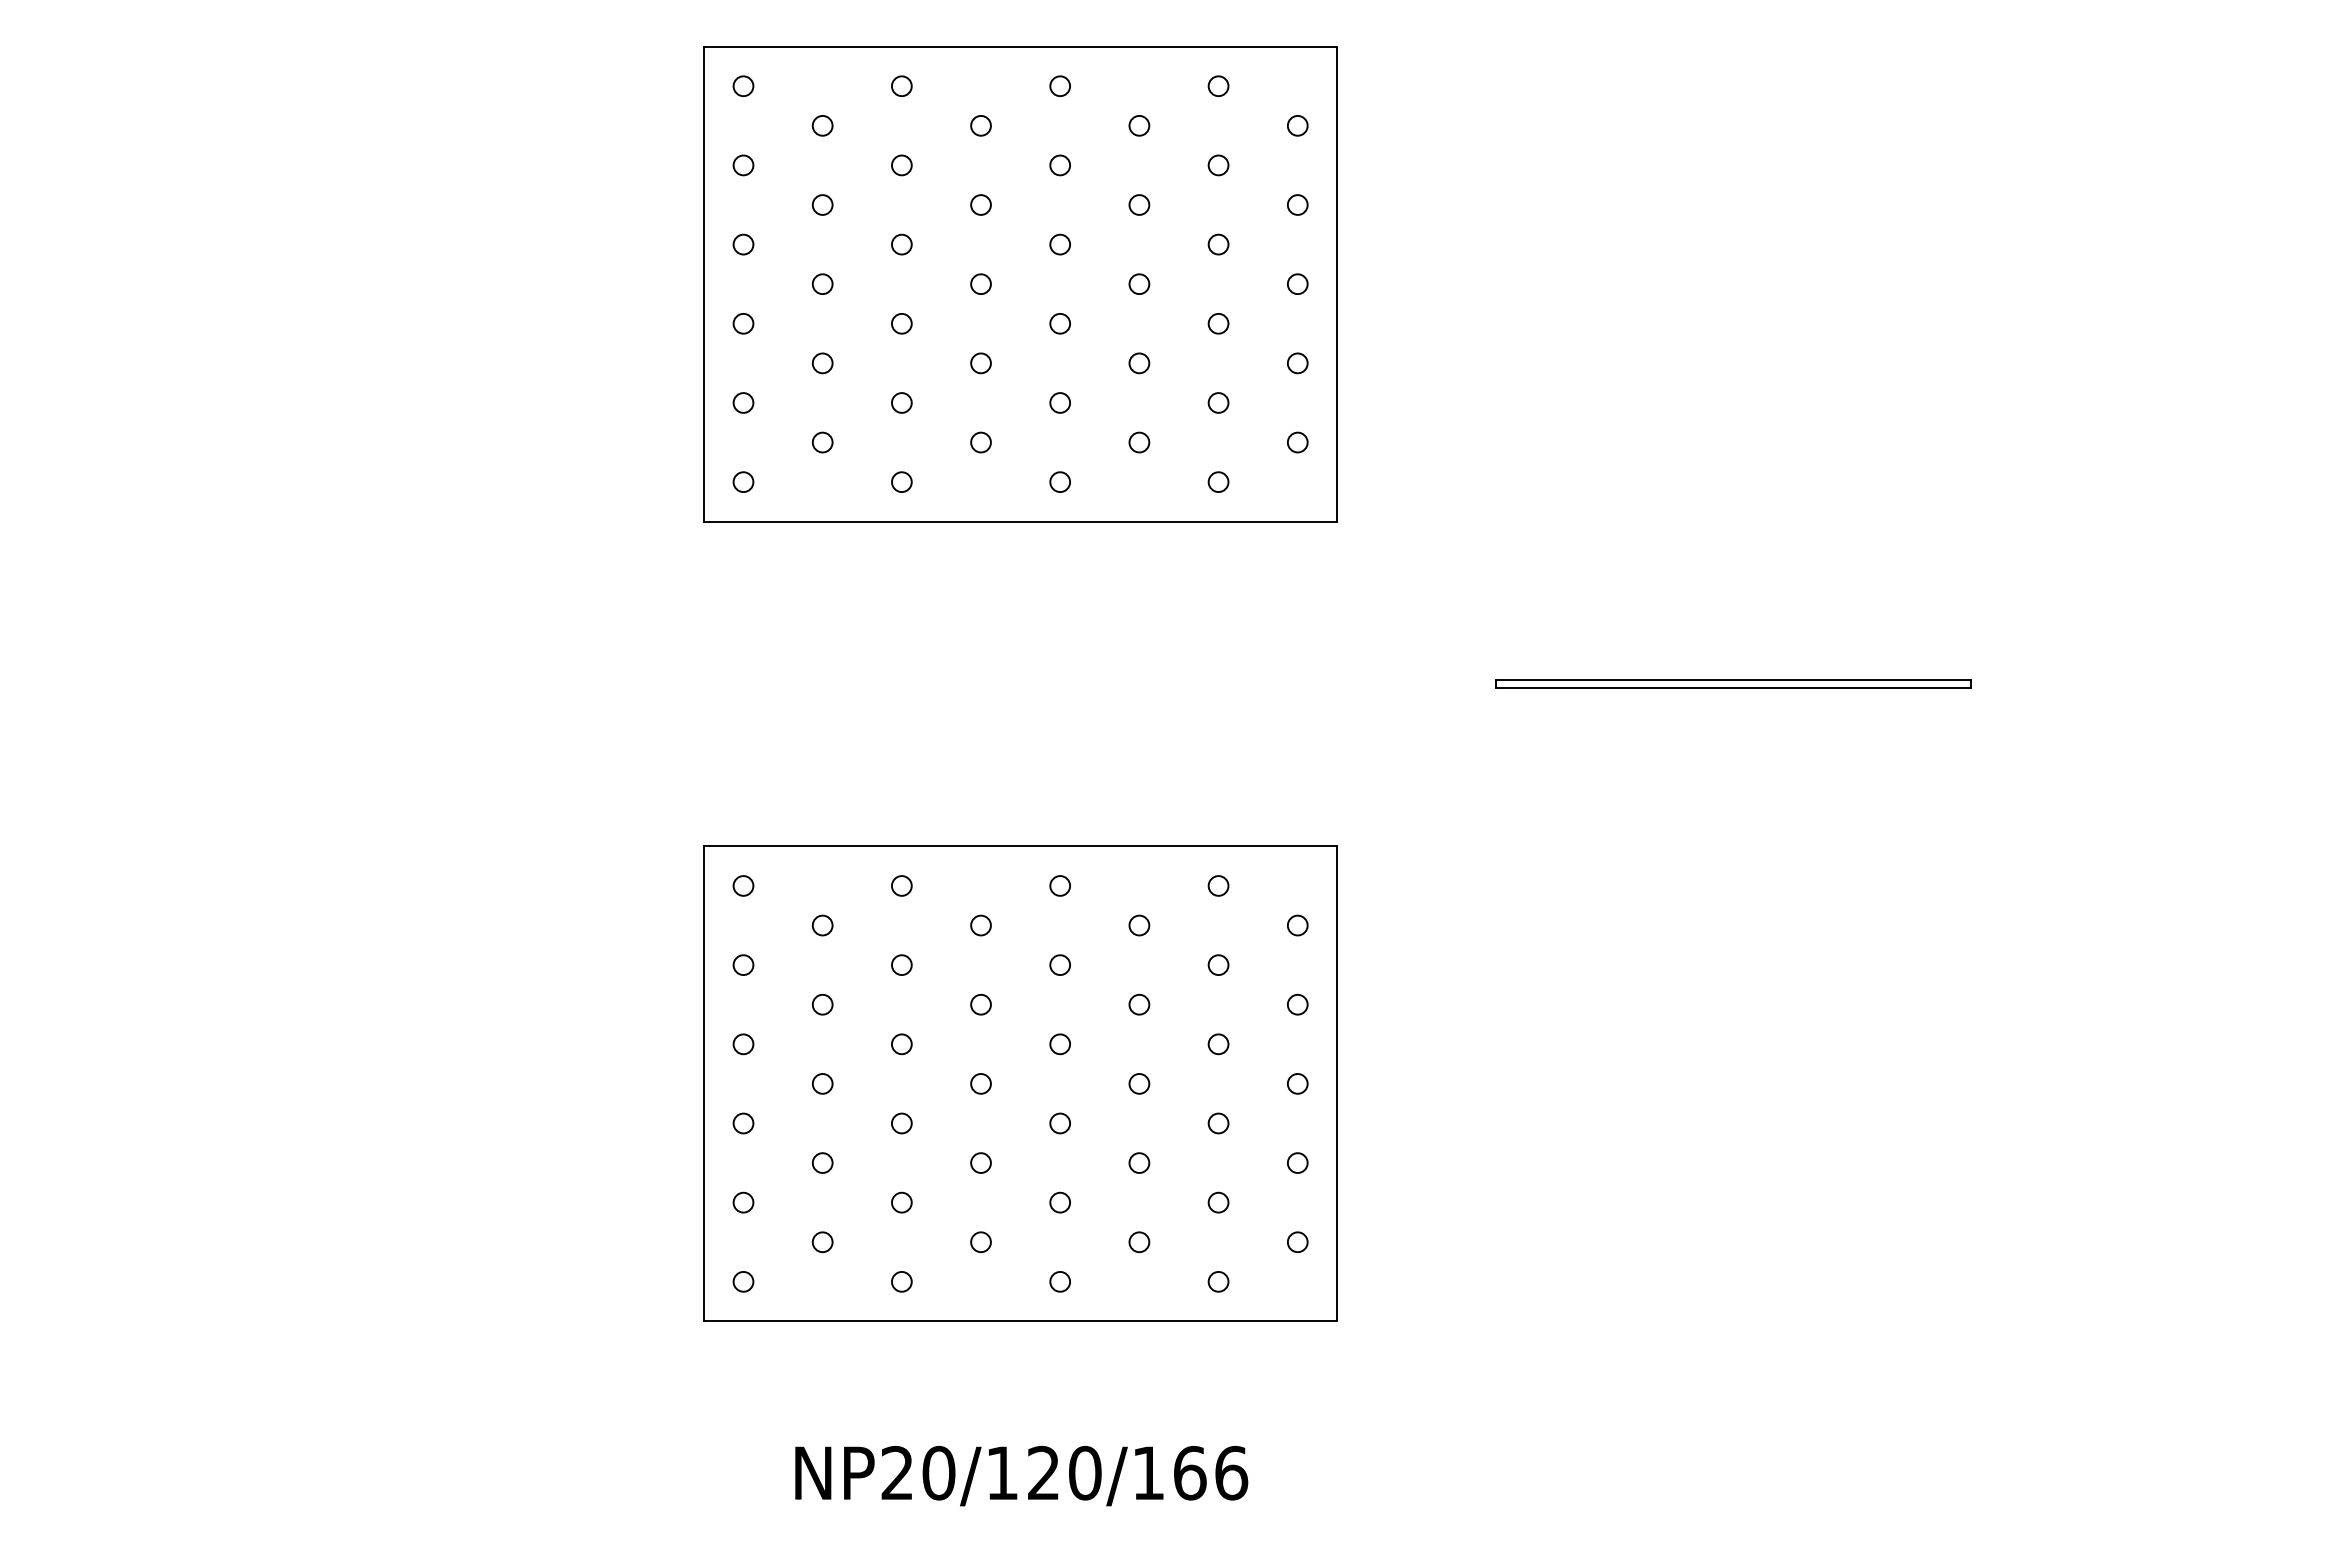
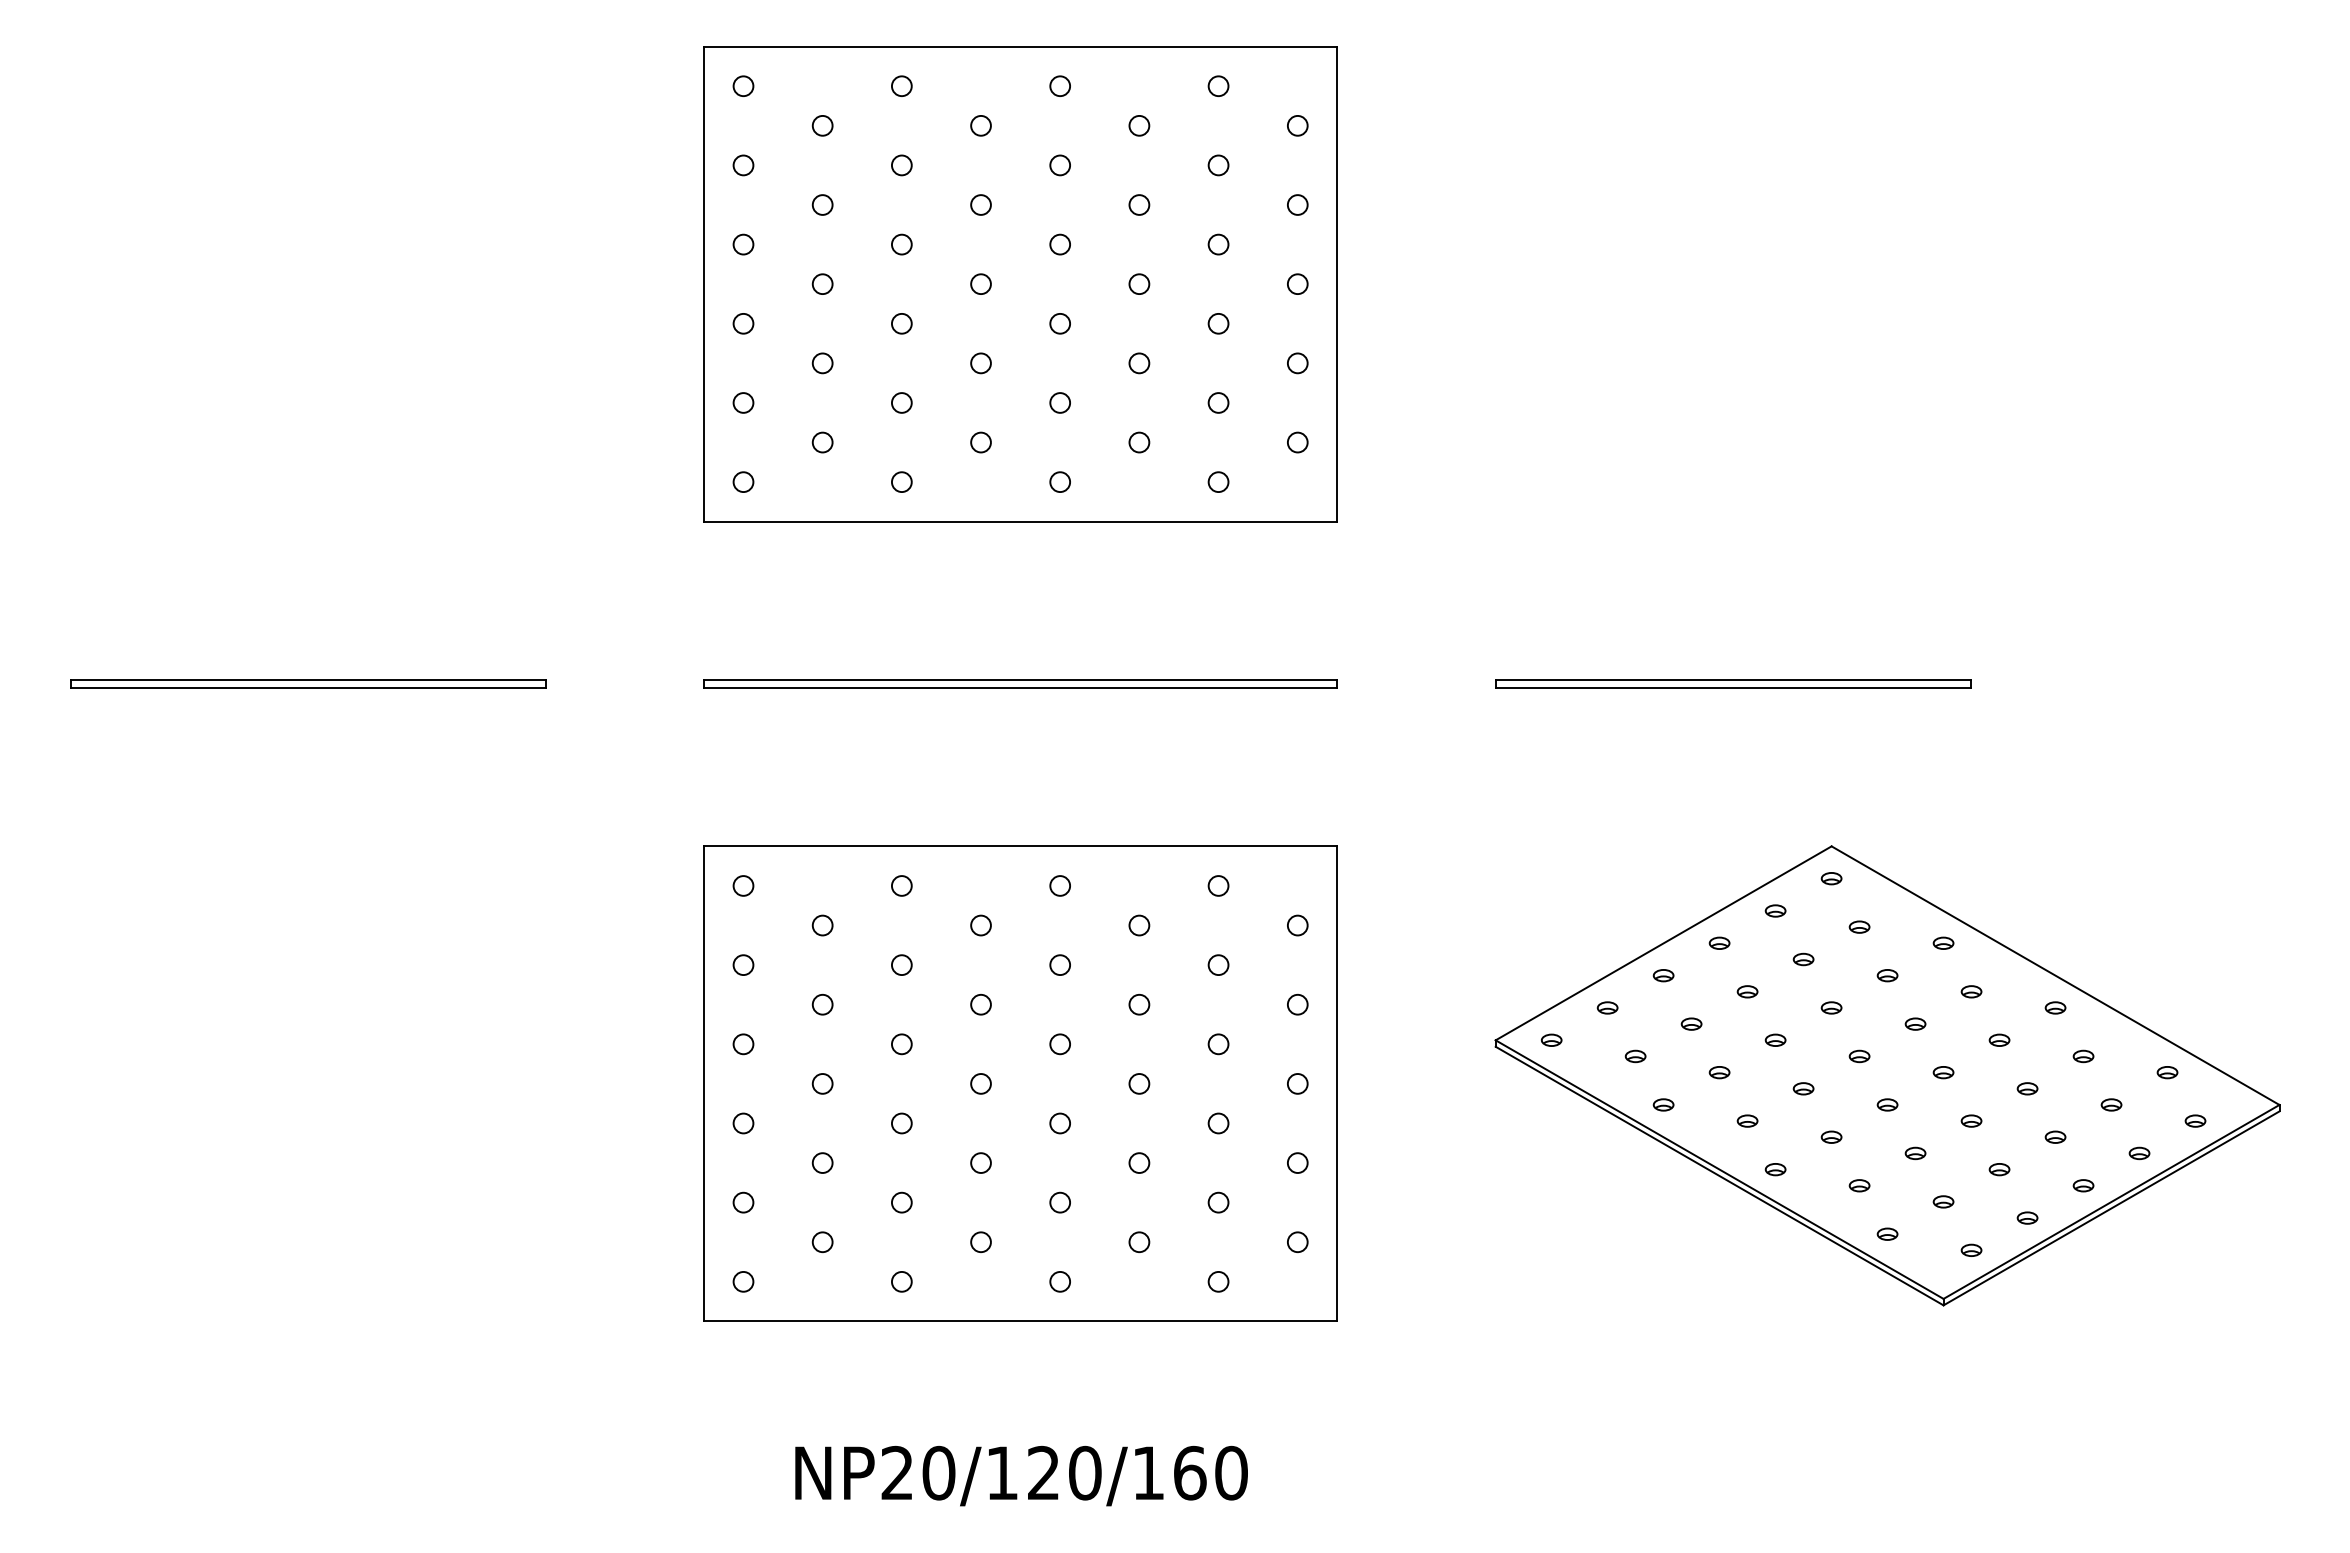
part: none -> present (308, 683)
part: none -> present (1020, 683)
part: none -> present (1887, 1075)
text: NP20/120/166 -> NP20/120/160 (1231, 1472)
